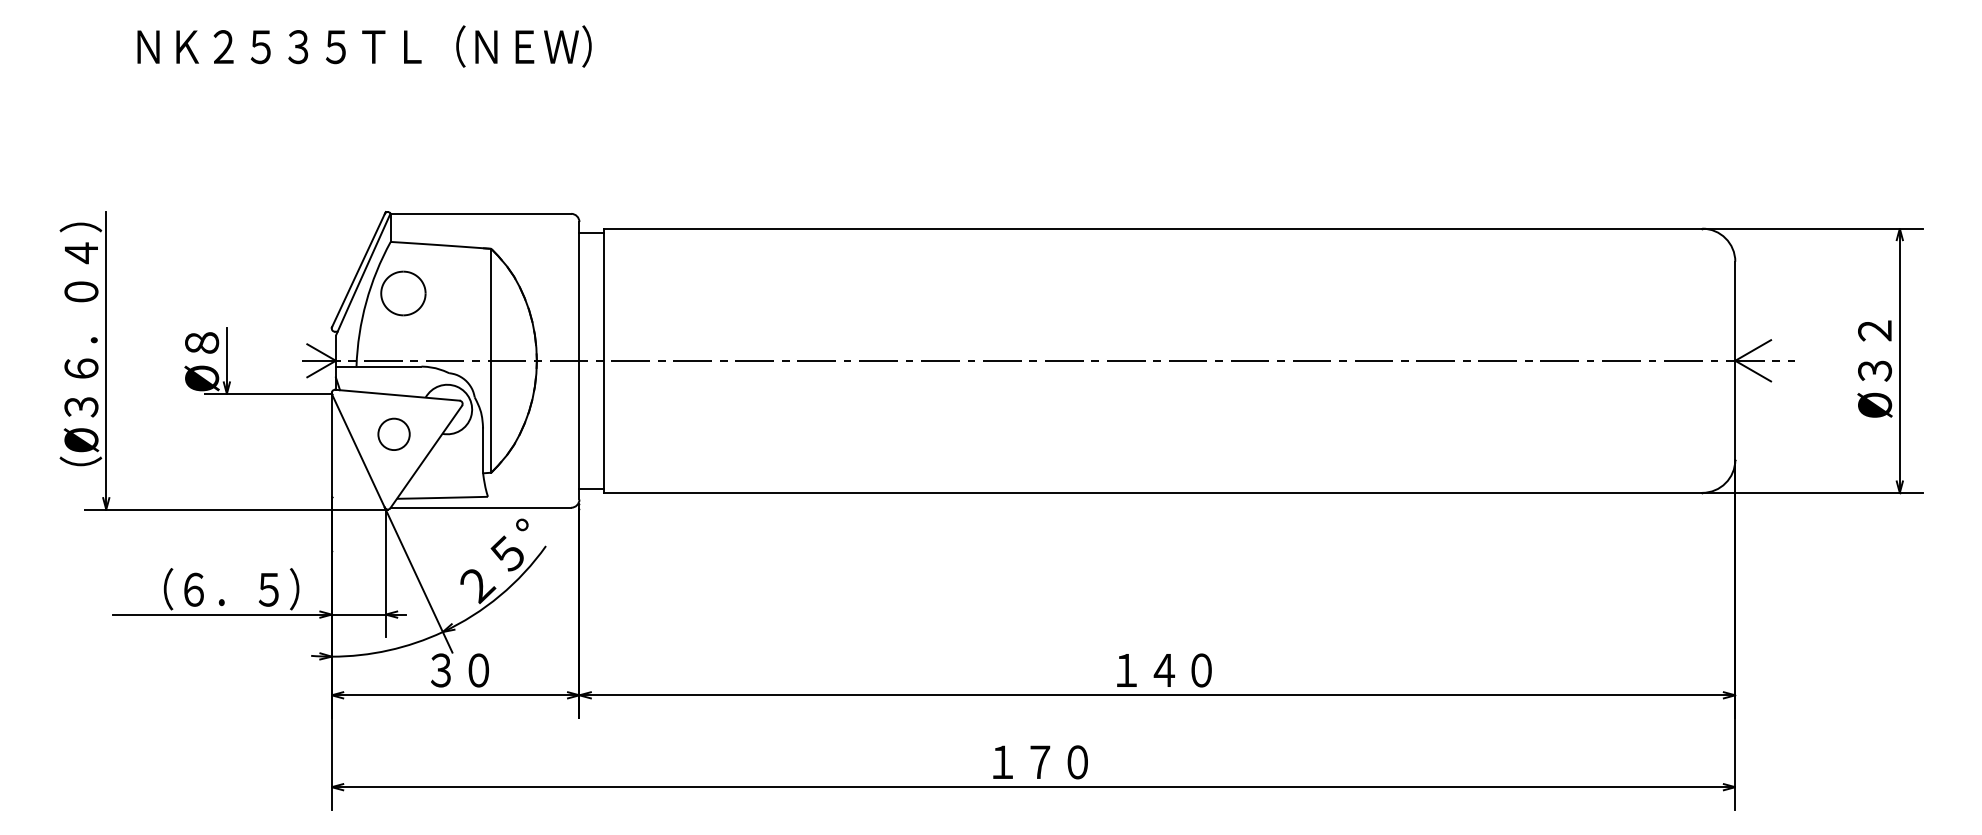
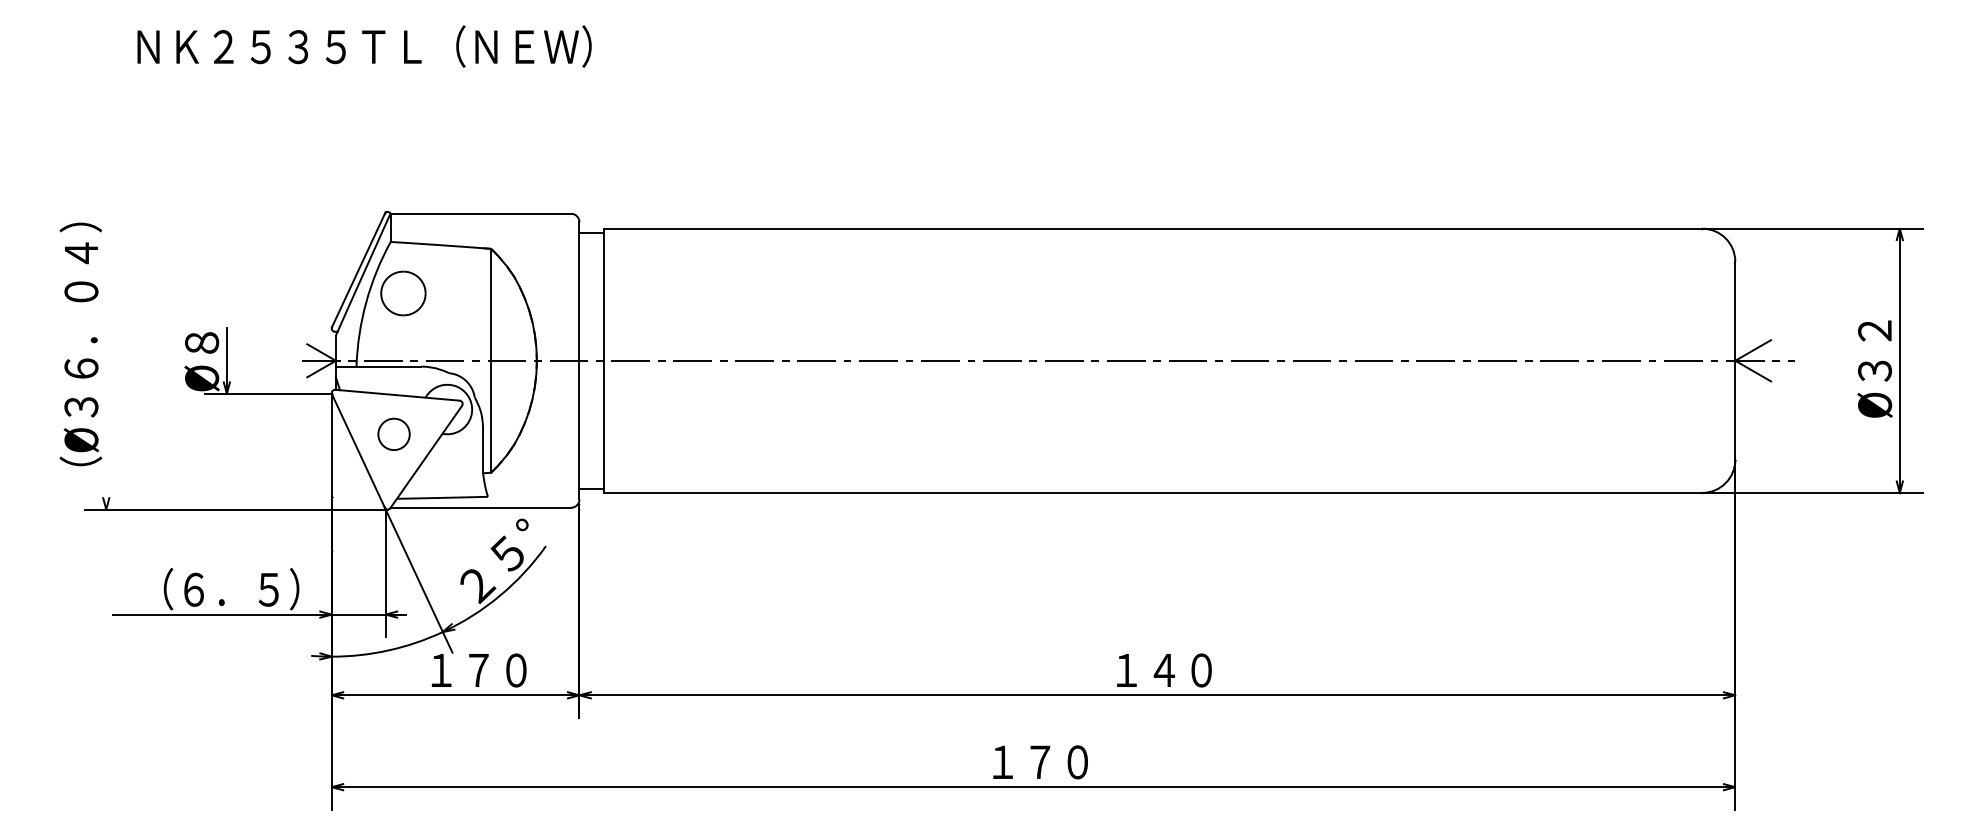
line: present -> none (106, 360)
text: ３０ -> １７０ (478, 670)
